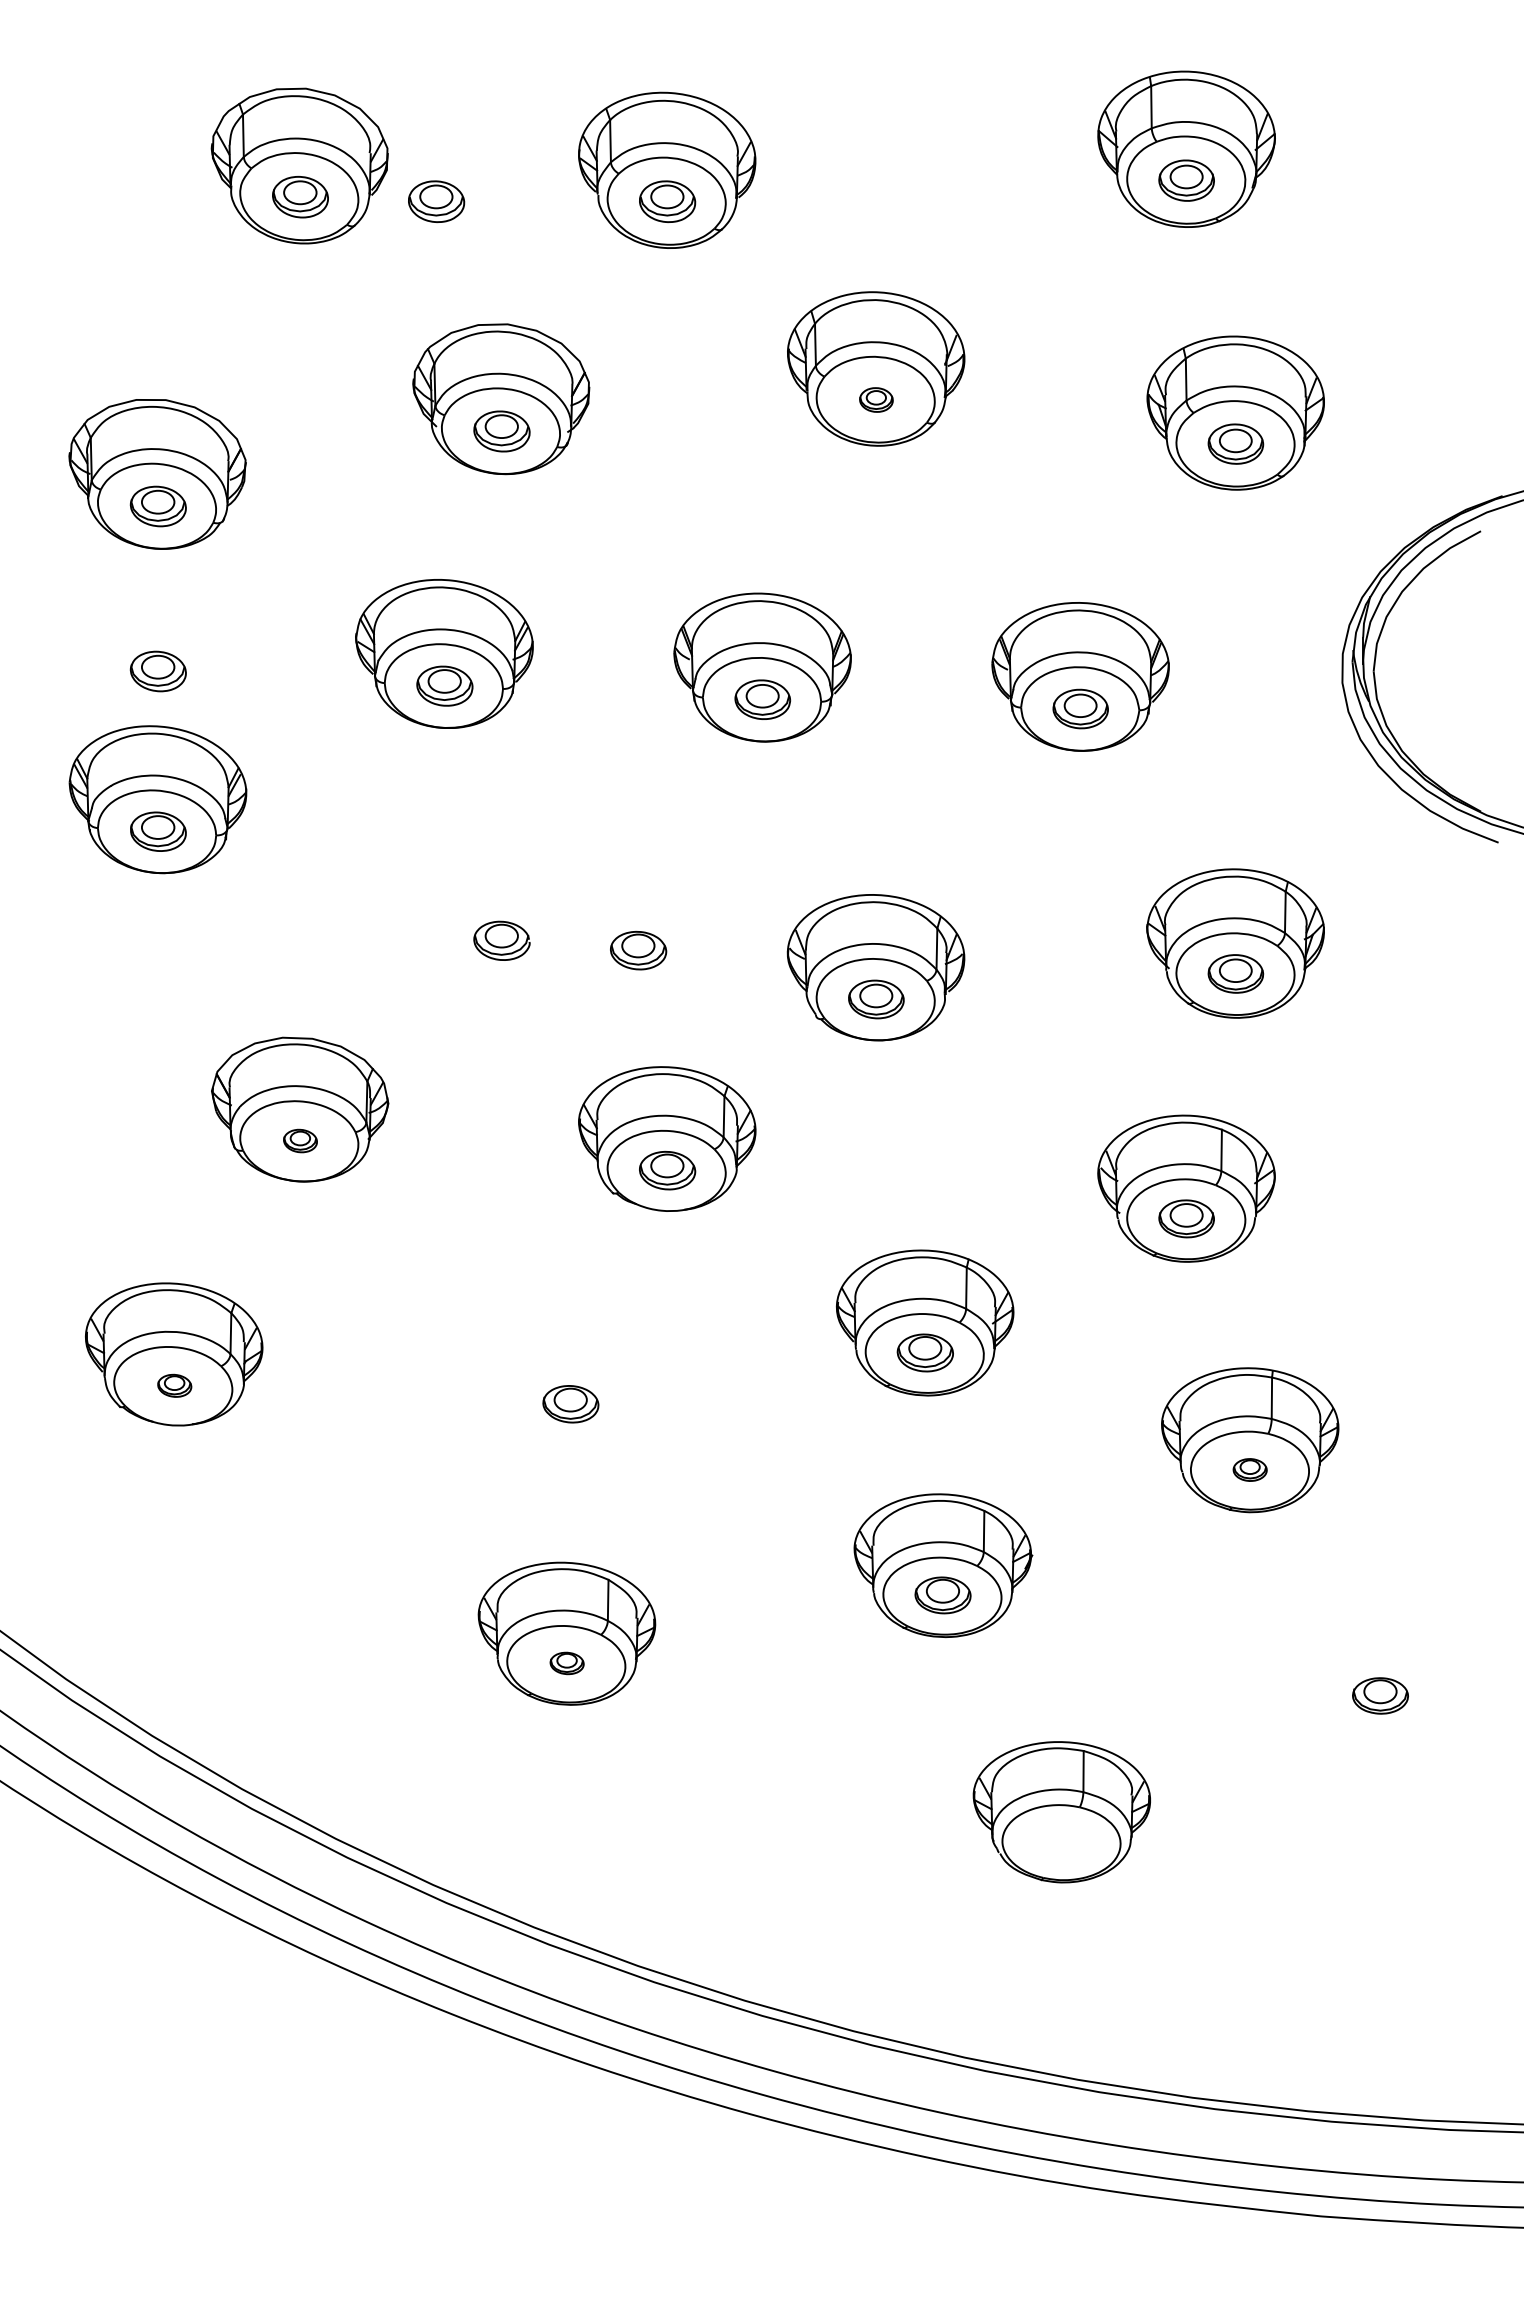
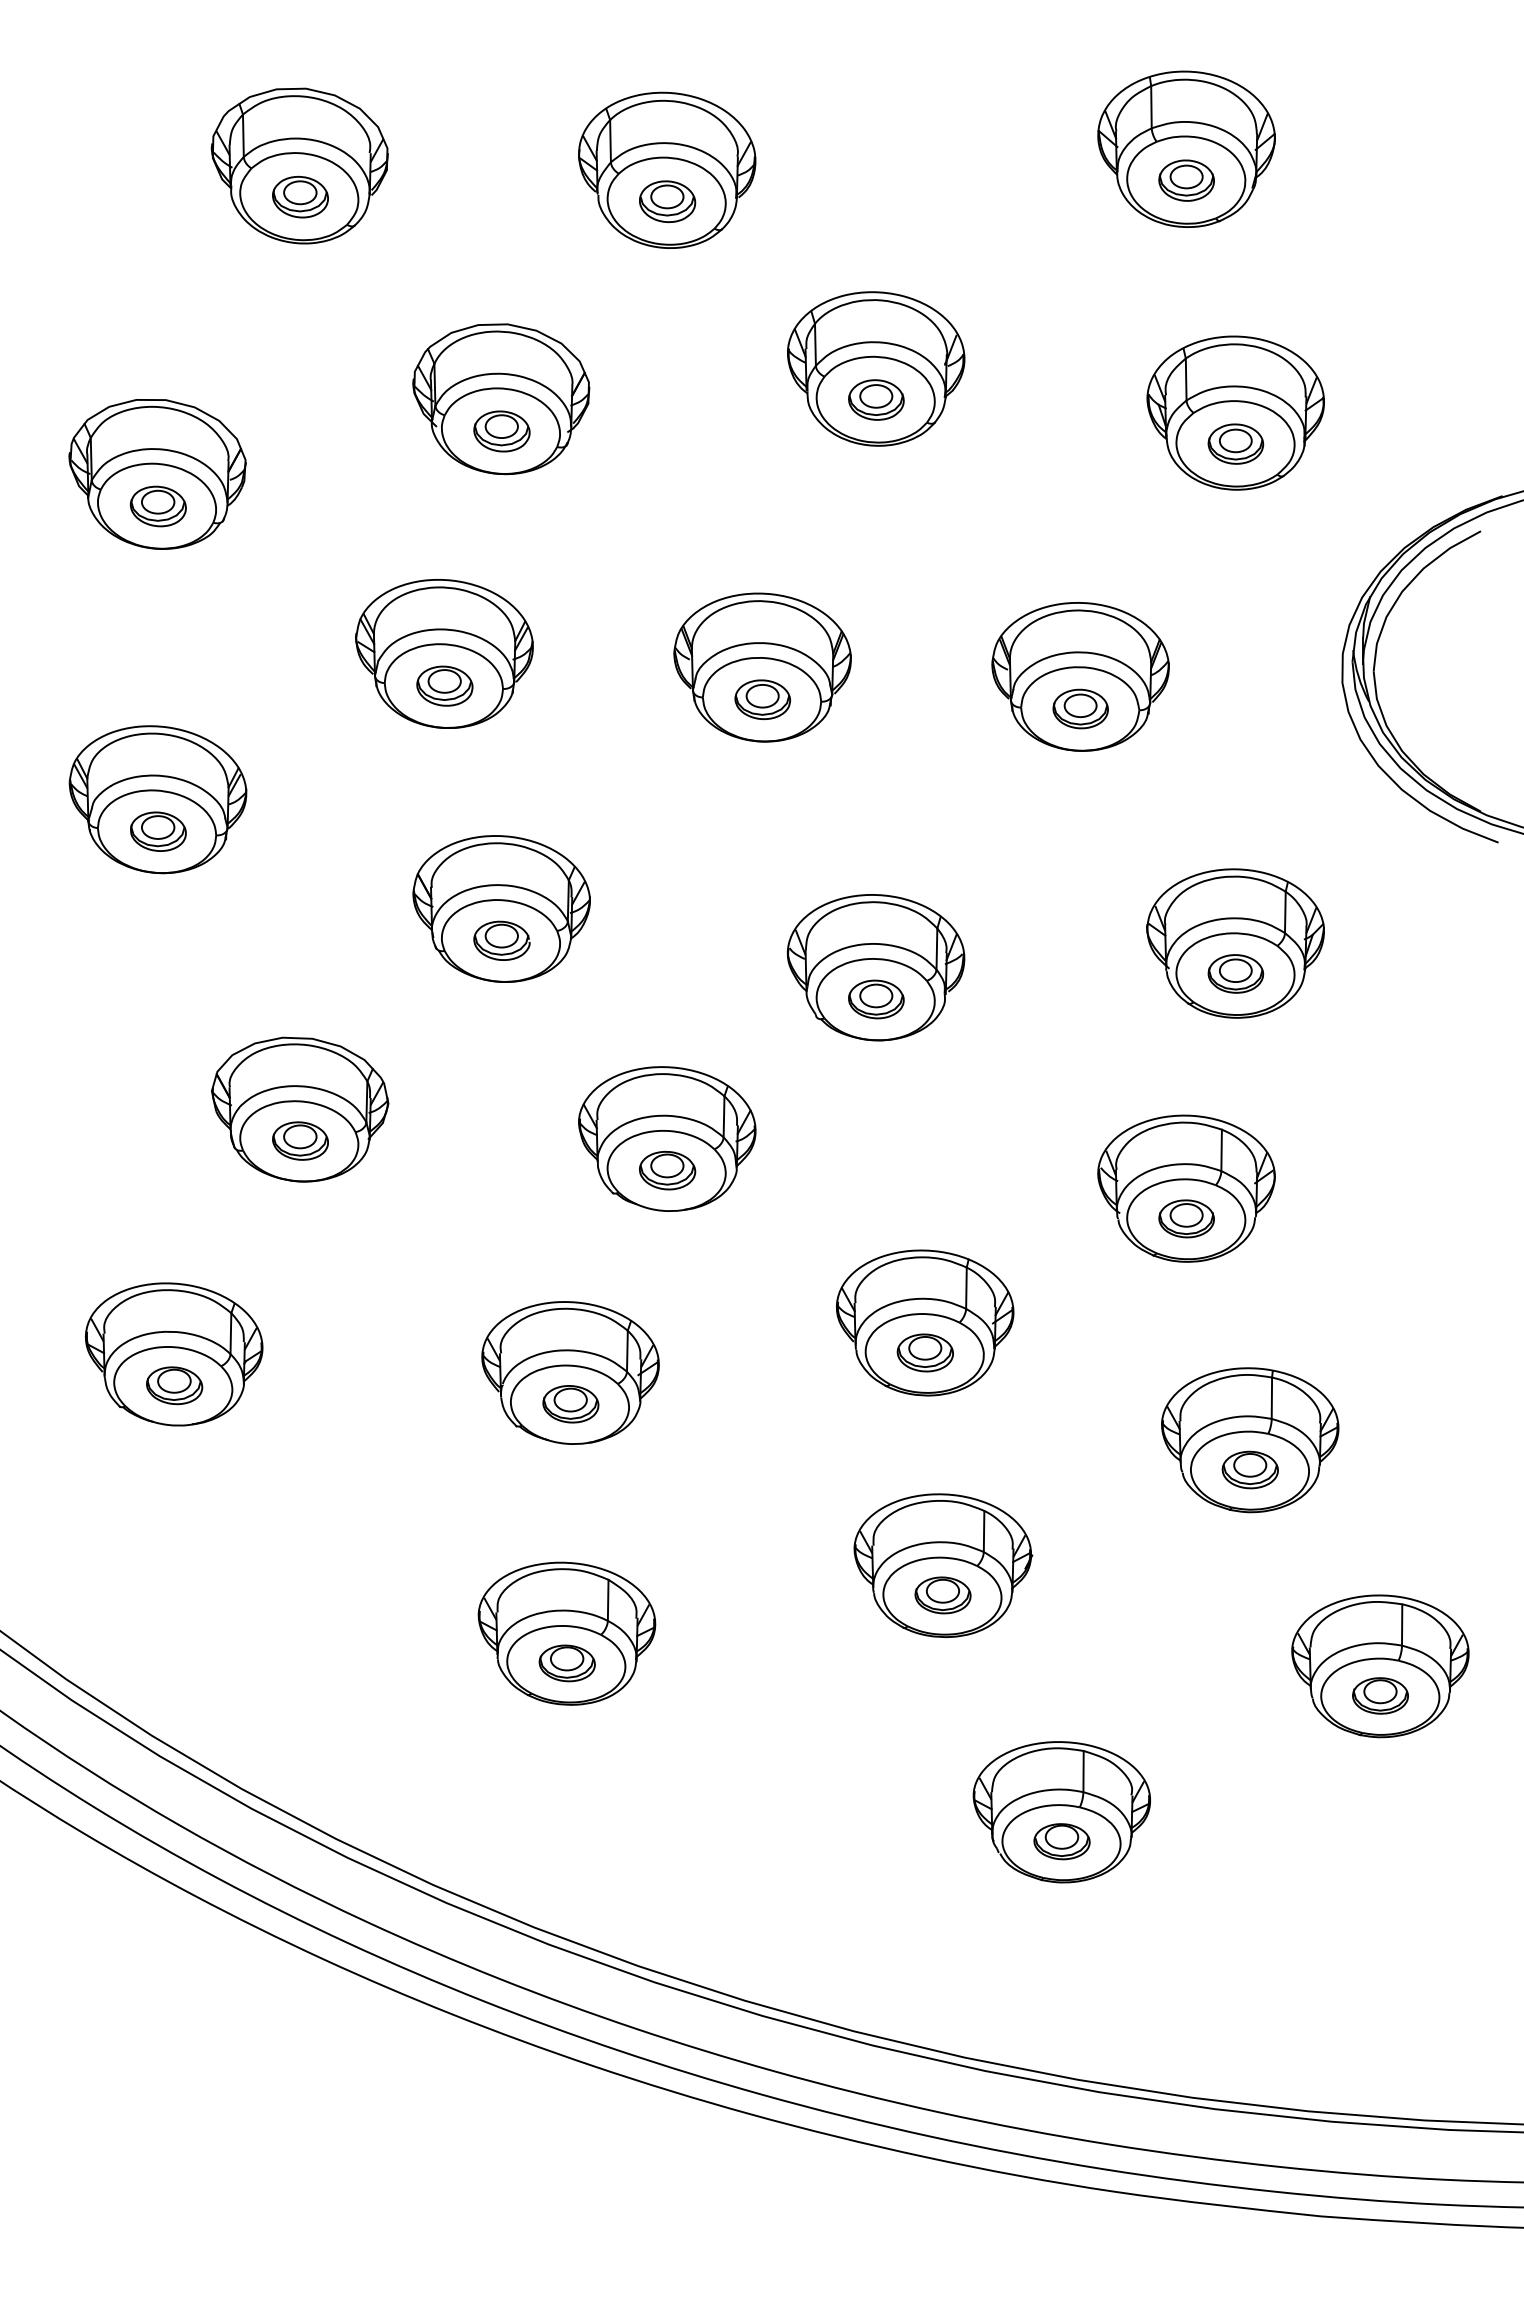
part: present -> none (436, 201)
part size: 35x26 px -> 57x42 px (876, 399)
part: present -> none (157, 671)
part: none -> present (501, 908)
part: present -> none (638, 950)
part size: 35x26 px -> 57x40 px (300, 1140)
part: none -> present (570, 1372)
part size: 36x25 px -> 58x40 px (174, 1385)
part size: 36x24 px -> 58x40 px (1249, 1469)
part size: 36x25 px -> 58x39 px (566, 1663)
part: none -> present (1380, 1666)
part: none -> present (1061, 1841)
